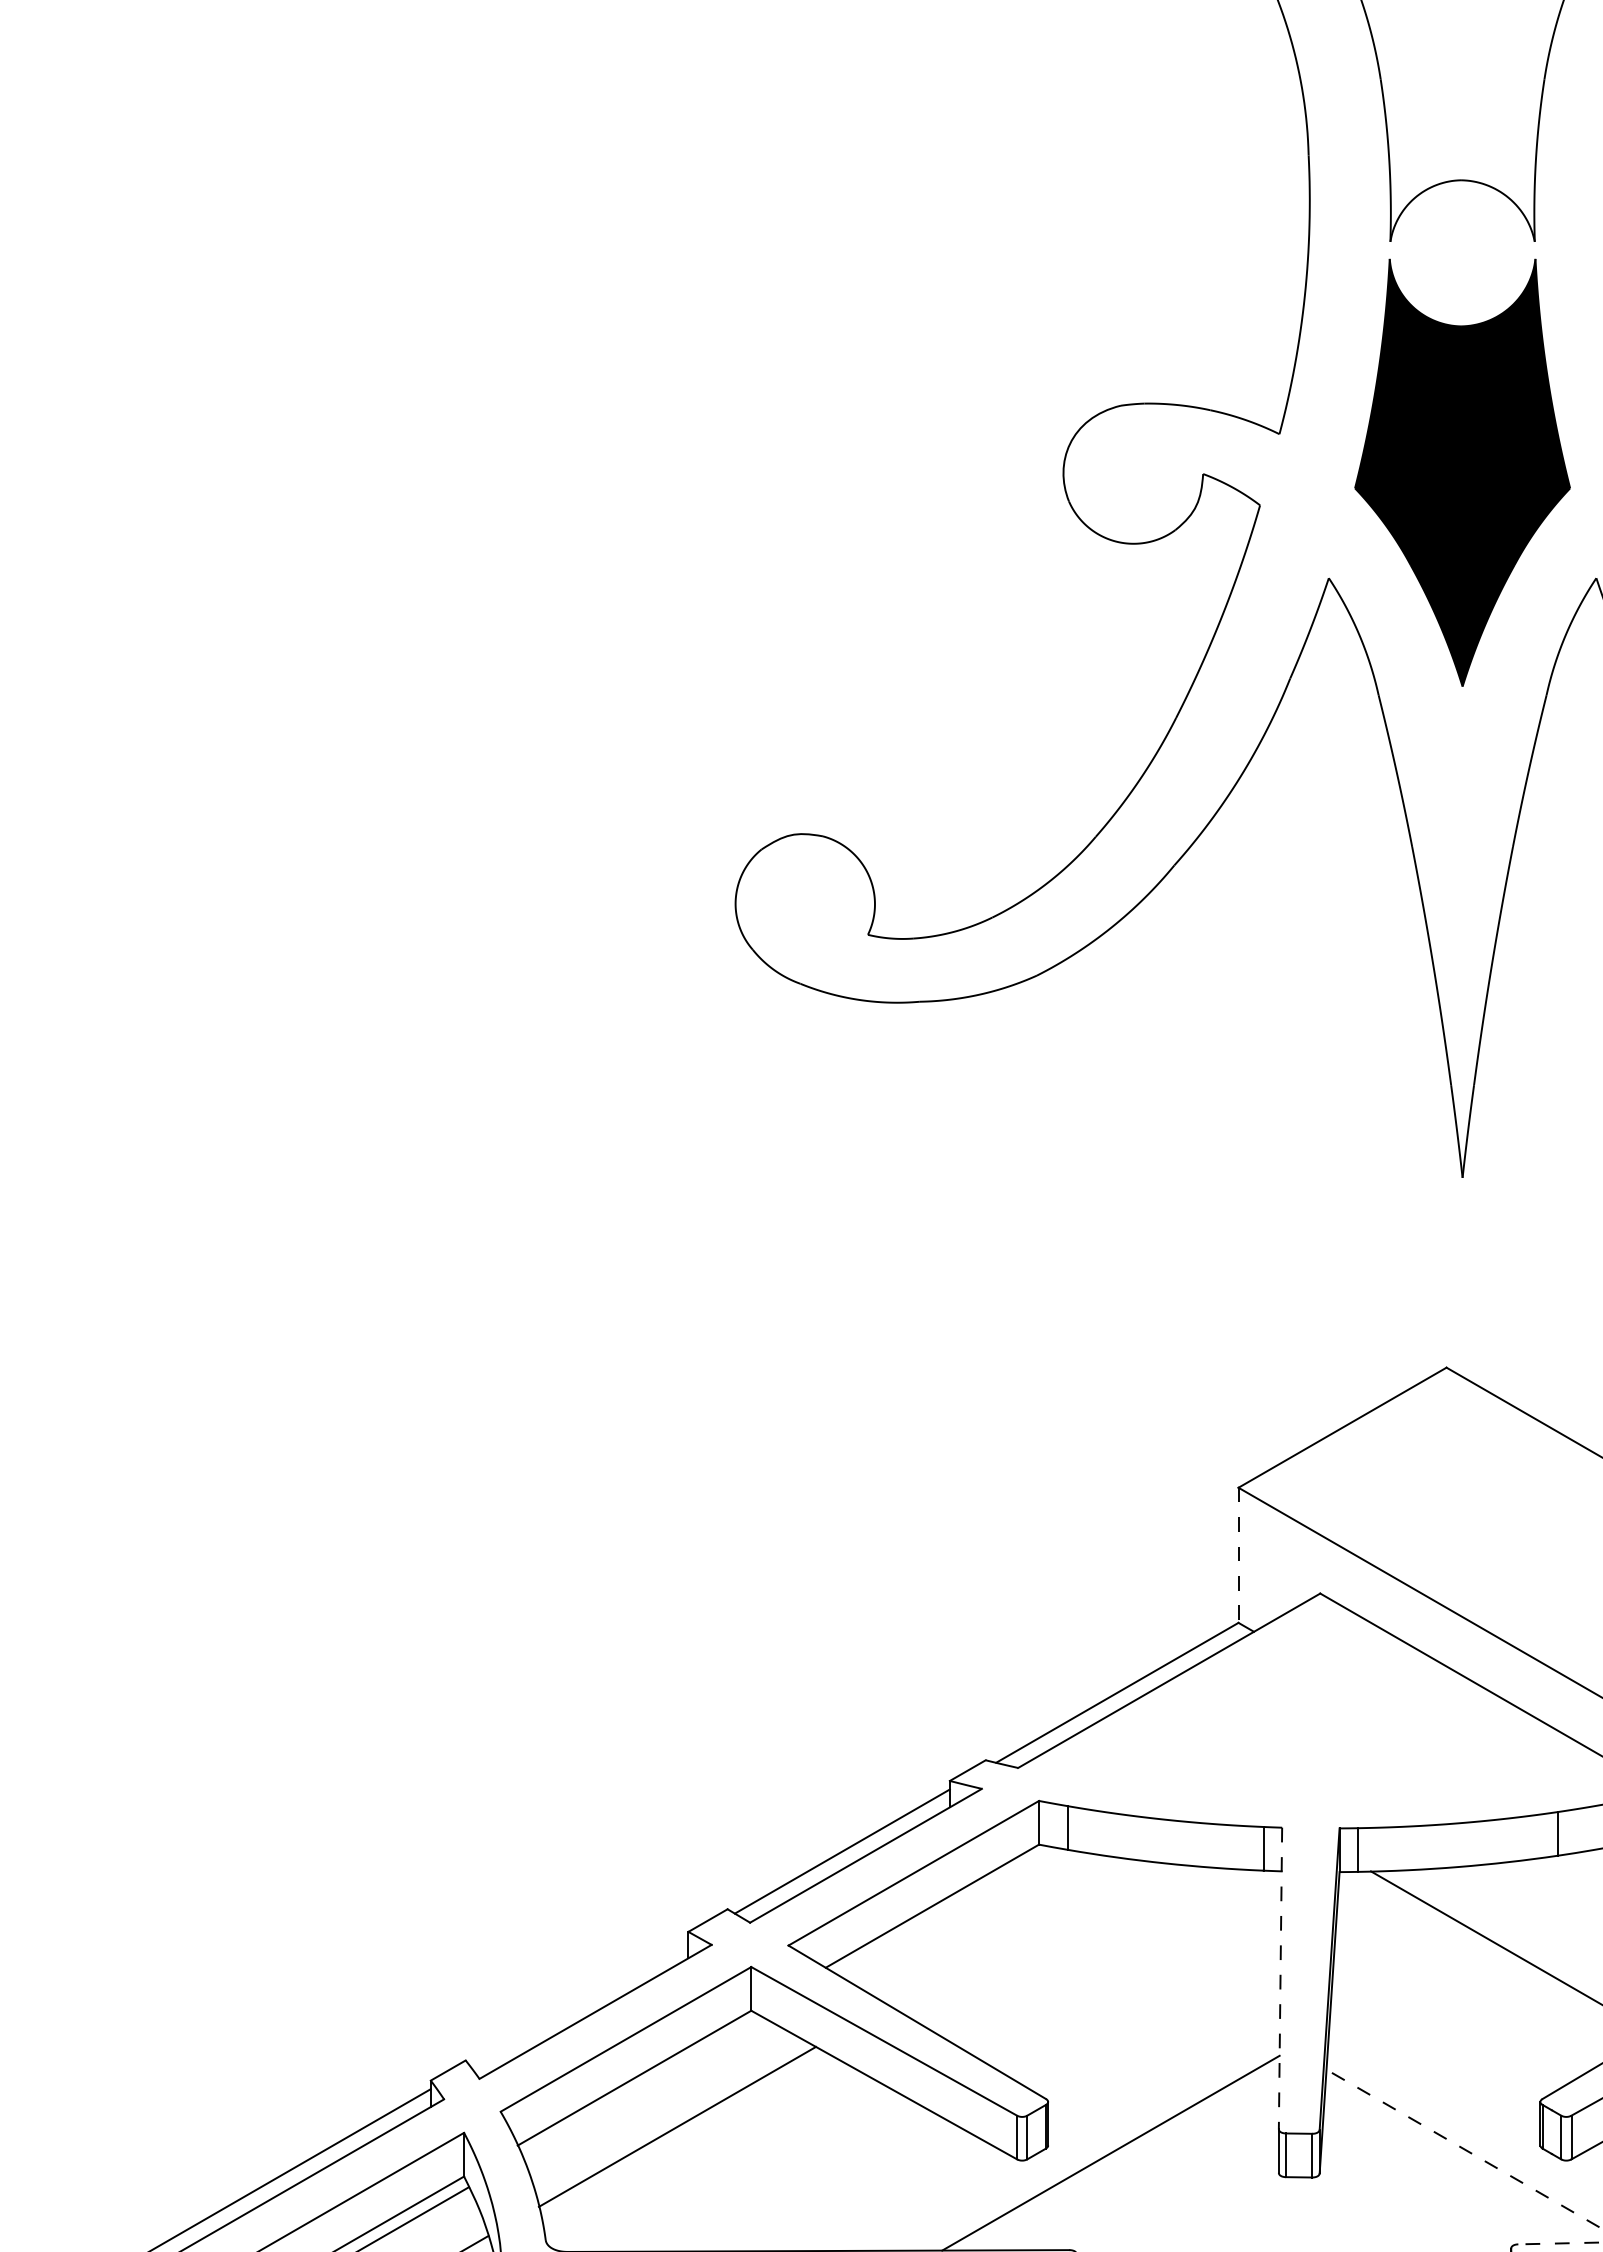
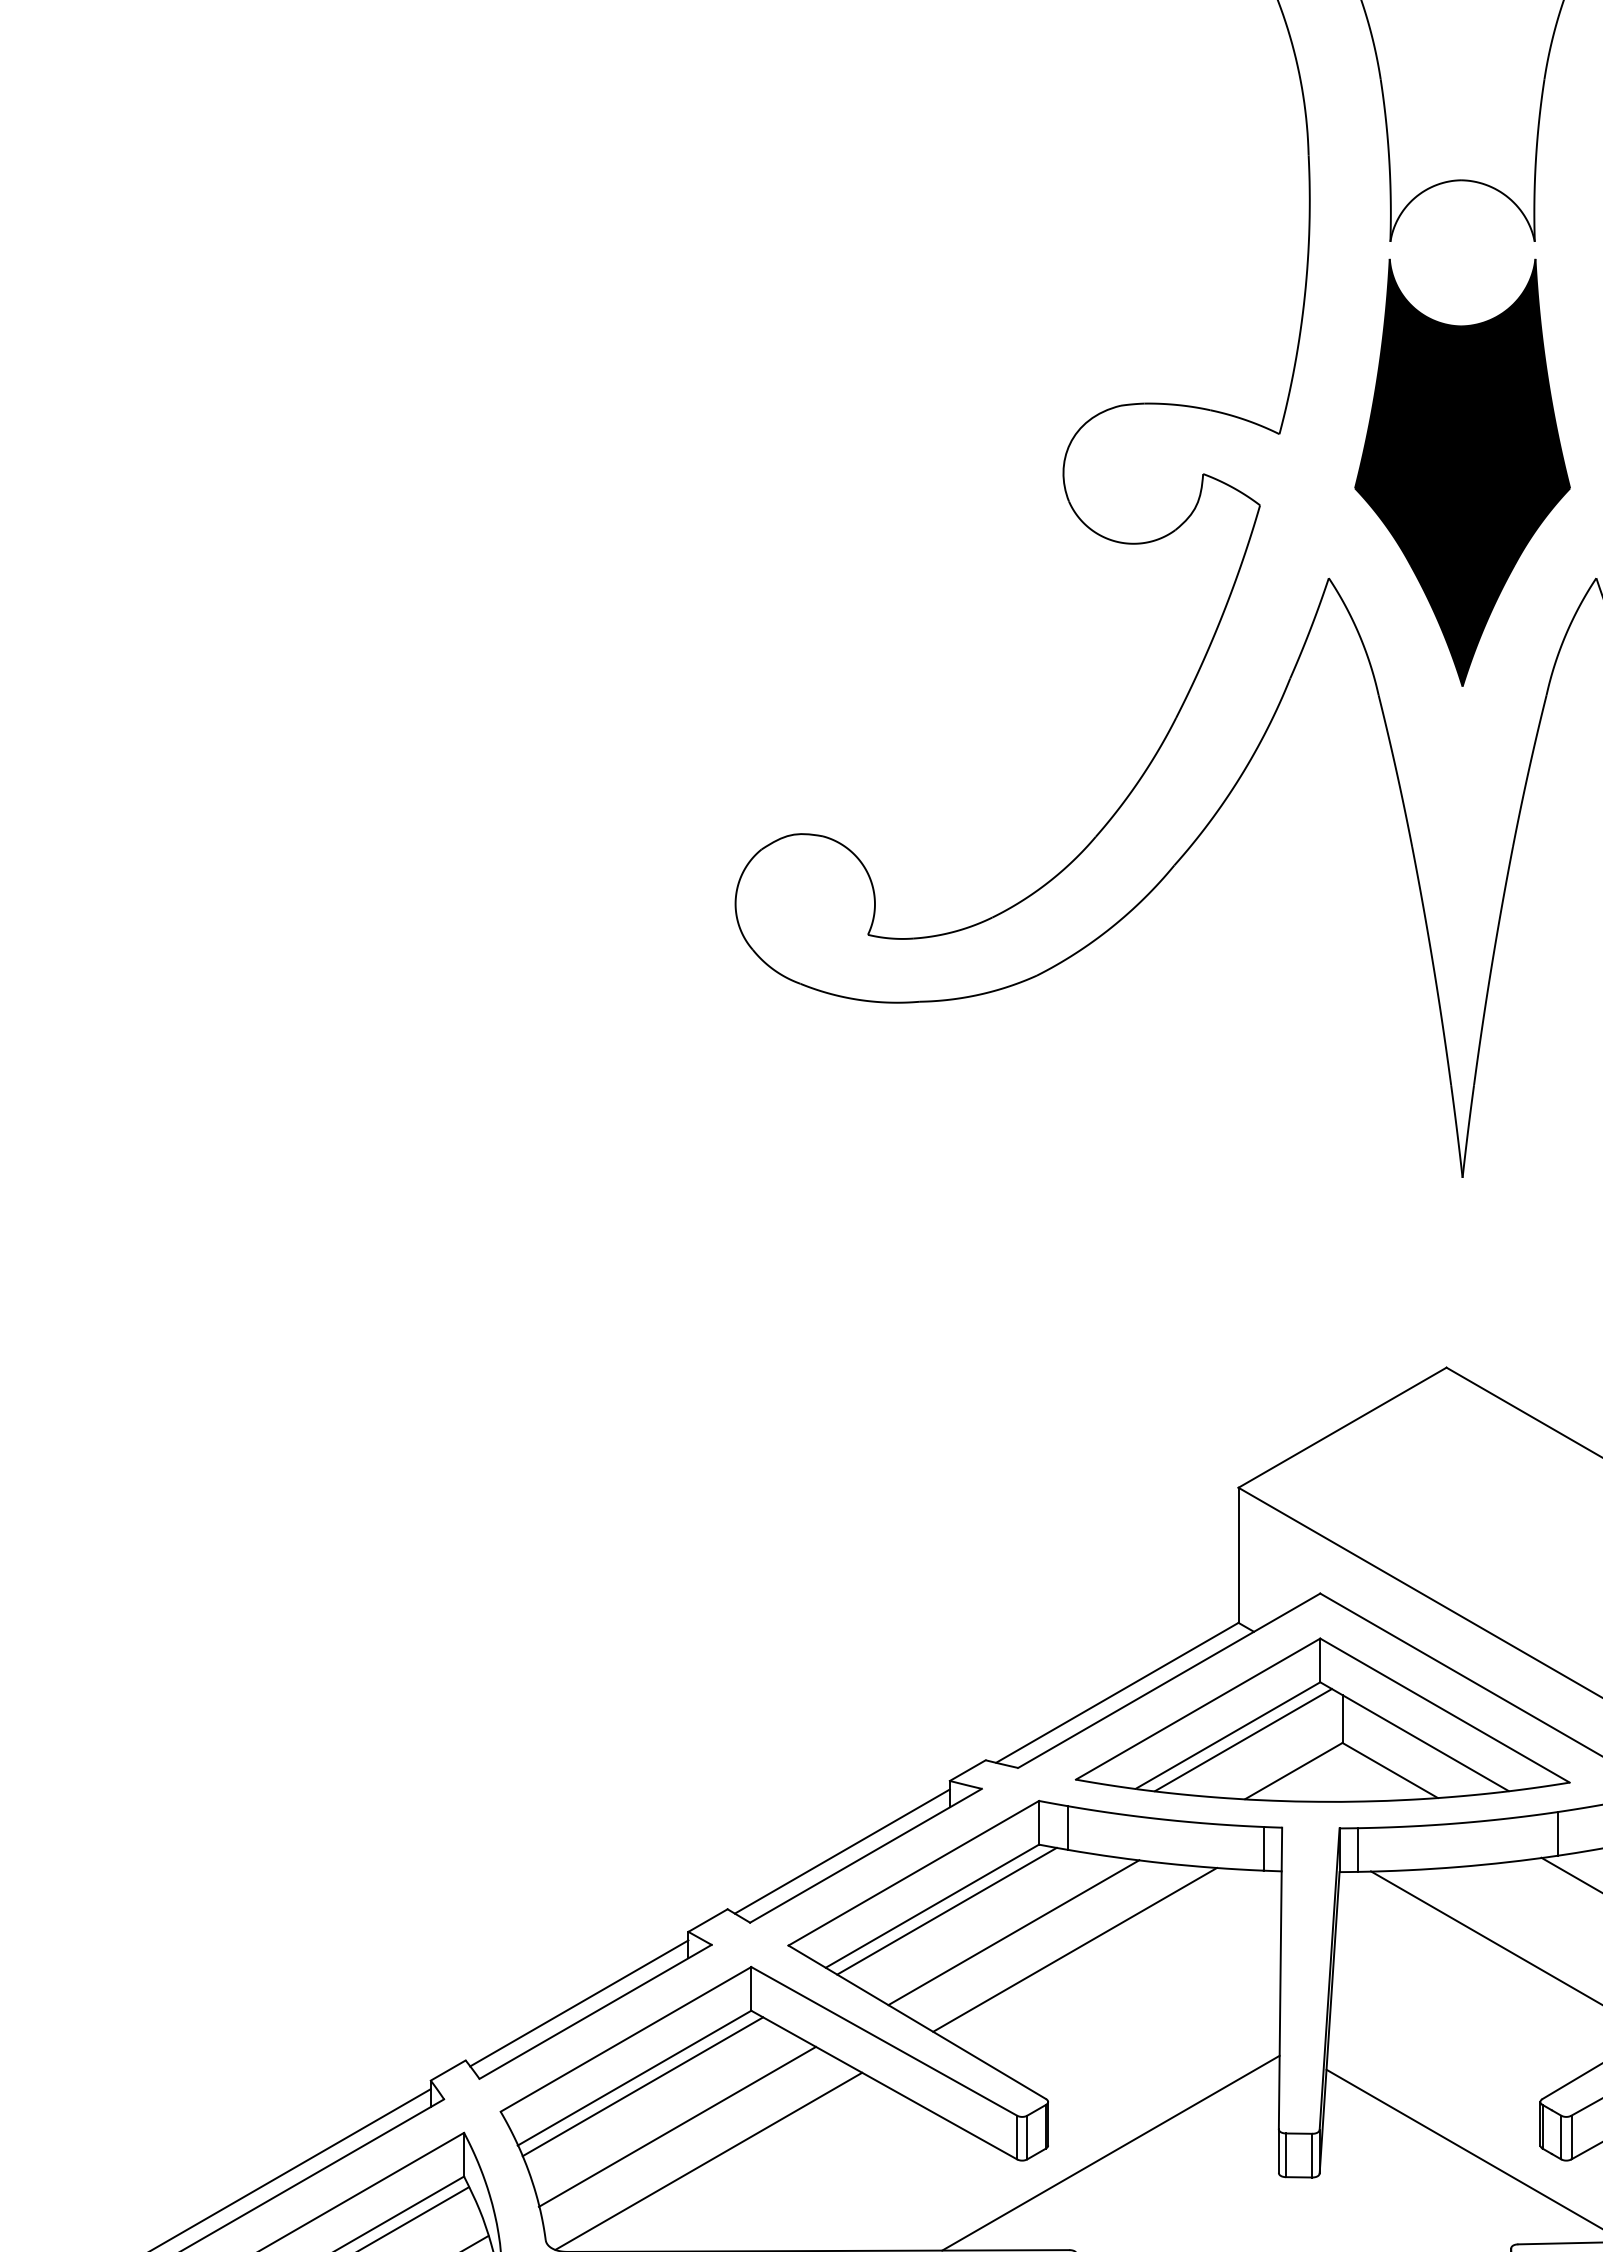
line: dashed -> solid (1238, 1555)
part: none -> present (1322, 1719)
line: none -> present (1570, 1874)
line: none -> present (946, 1910)
line: none -> present (1013, 1932)
line: none -> present (1075, 1949)
line: dashed -> solid (1280, 1978)
line: none -> present (579, 2003)
line: none -> present (642, 2086)
line: dashed -> solid (1464, 2149)
line: none -> present (709, 2160)
line: dashed -> solid (1560, 2243)
